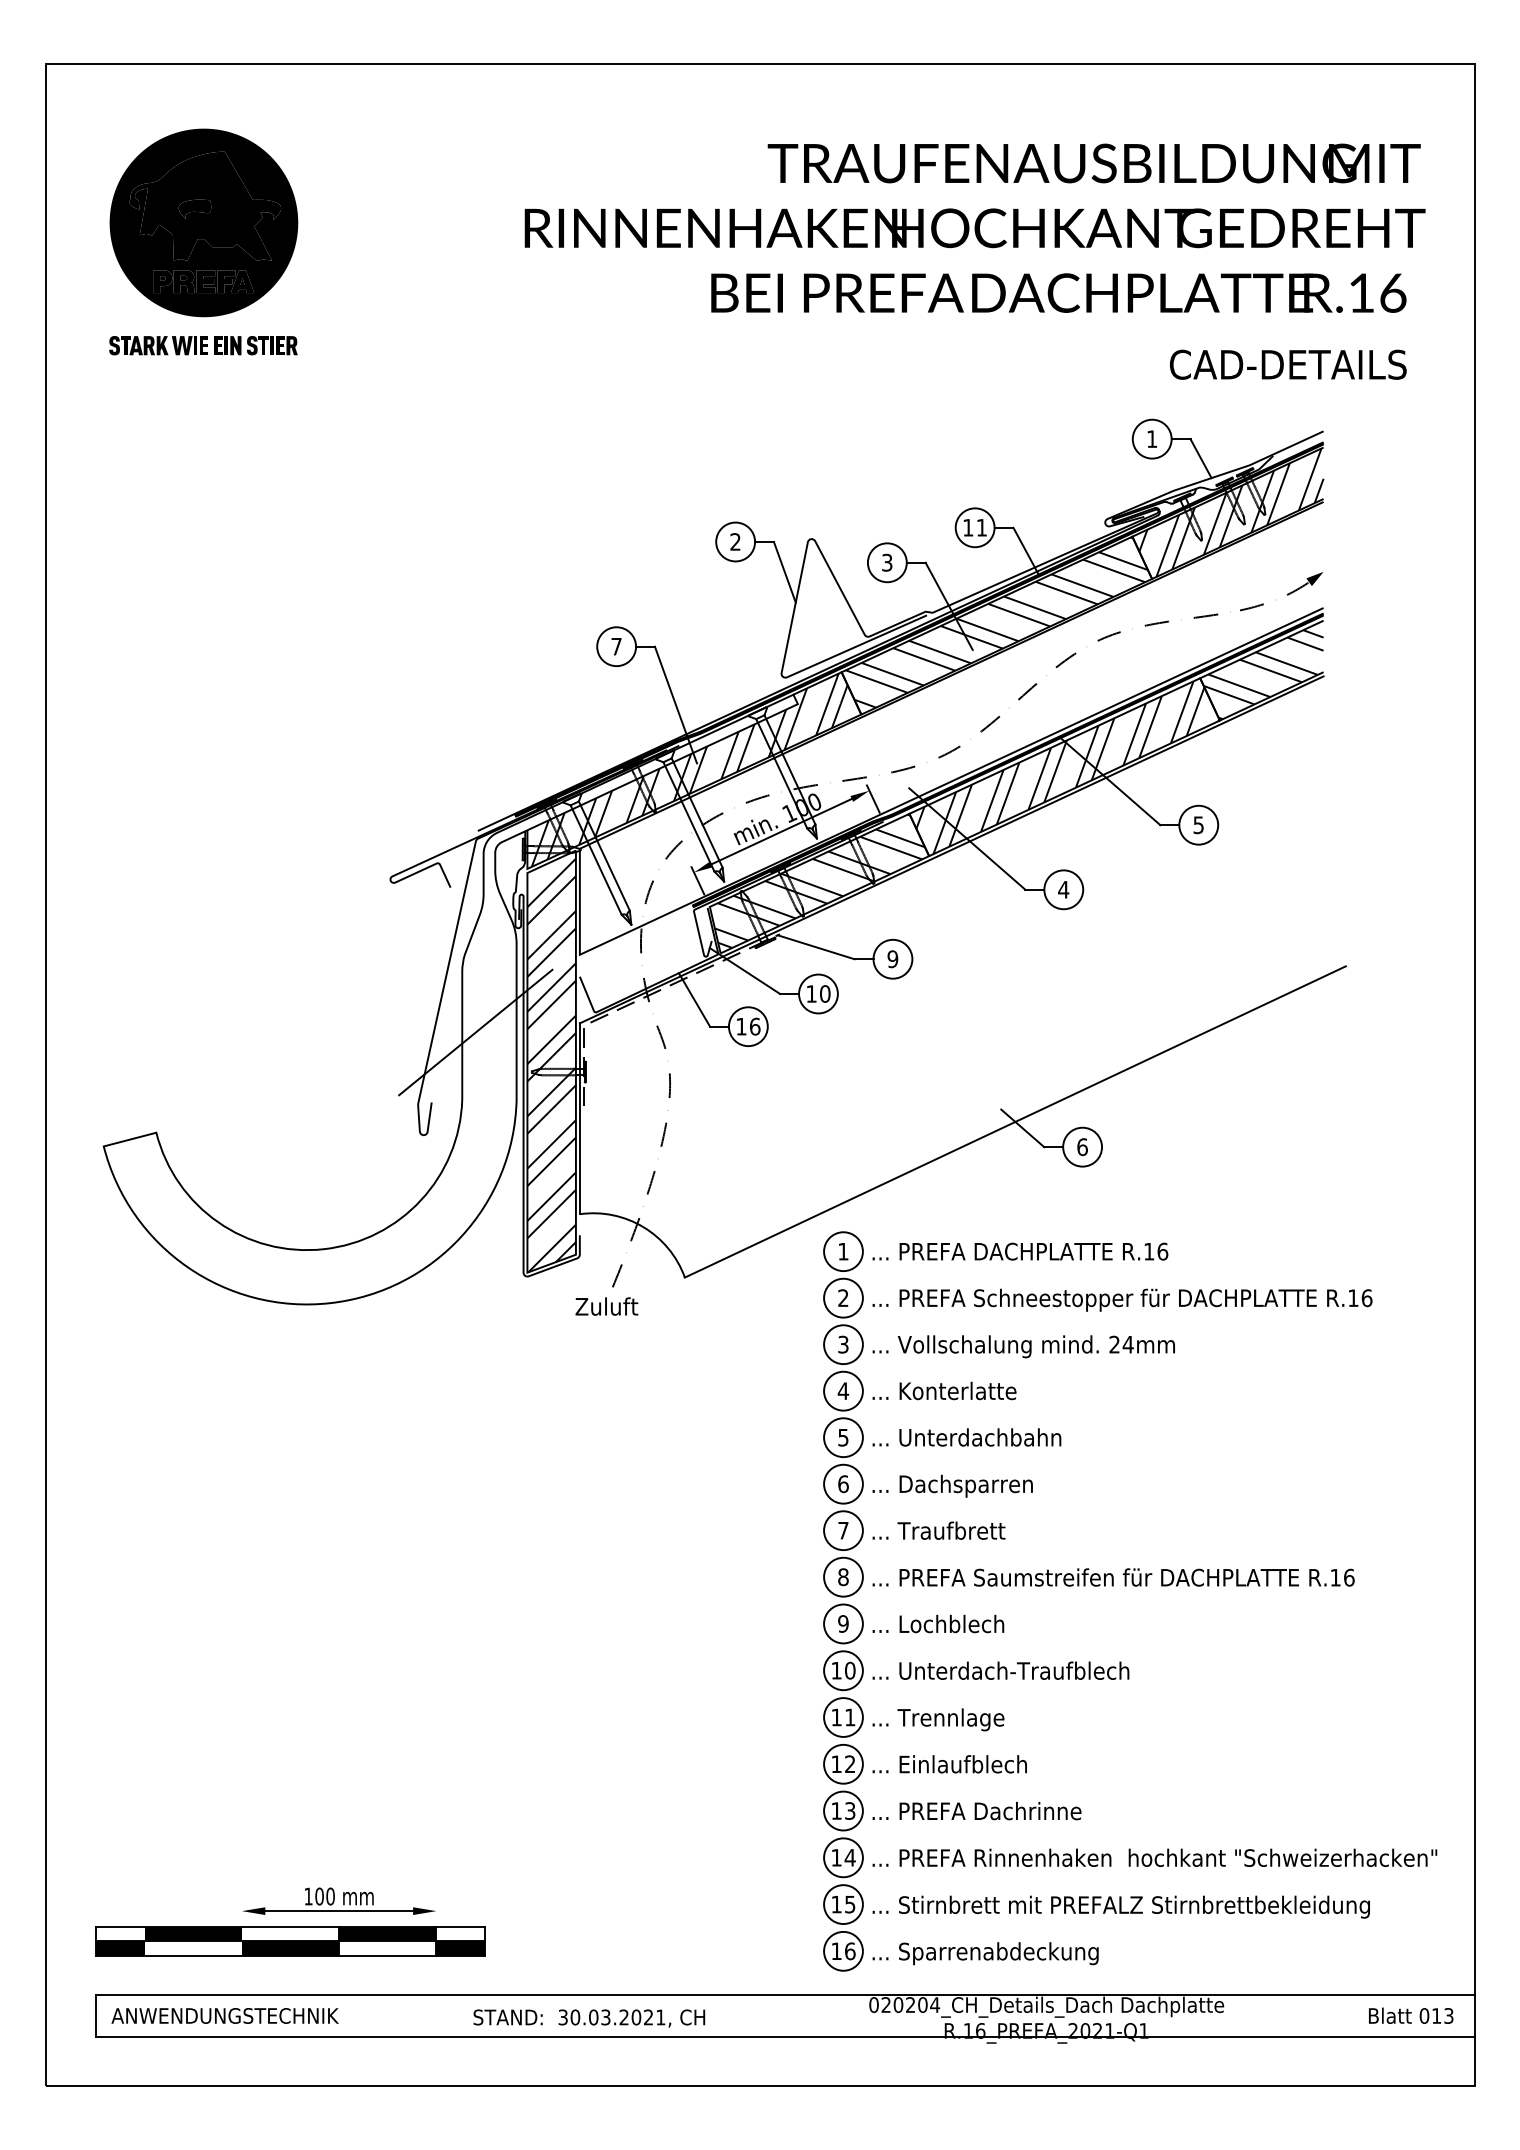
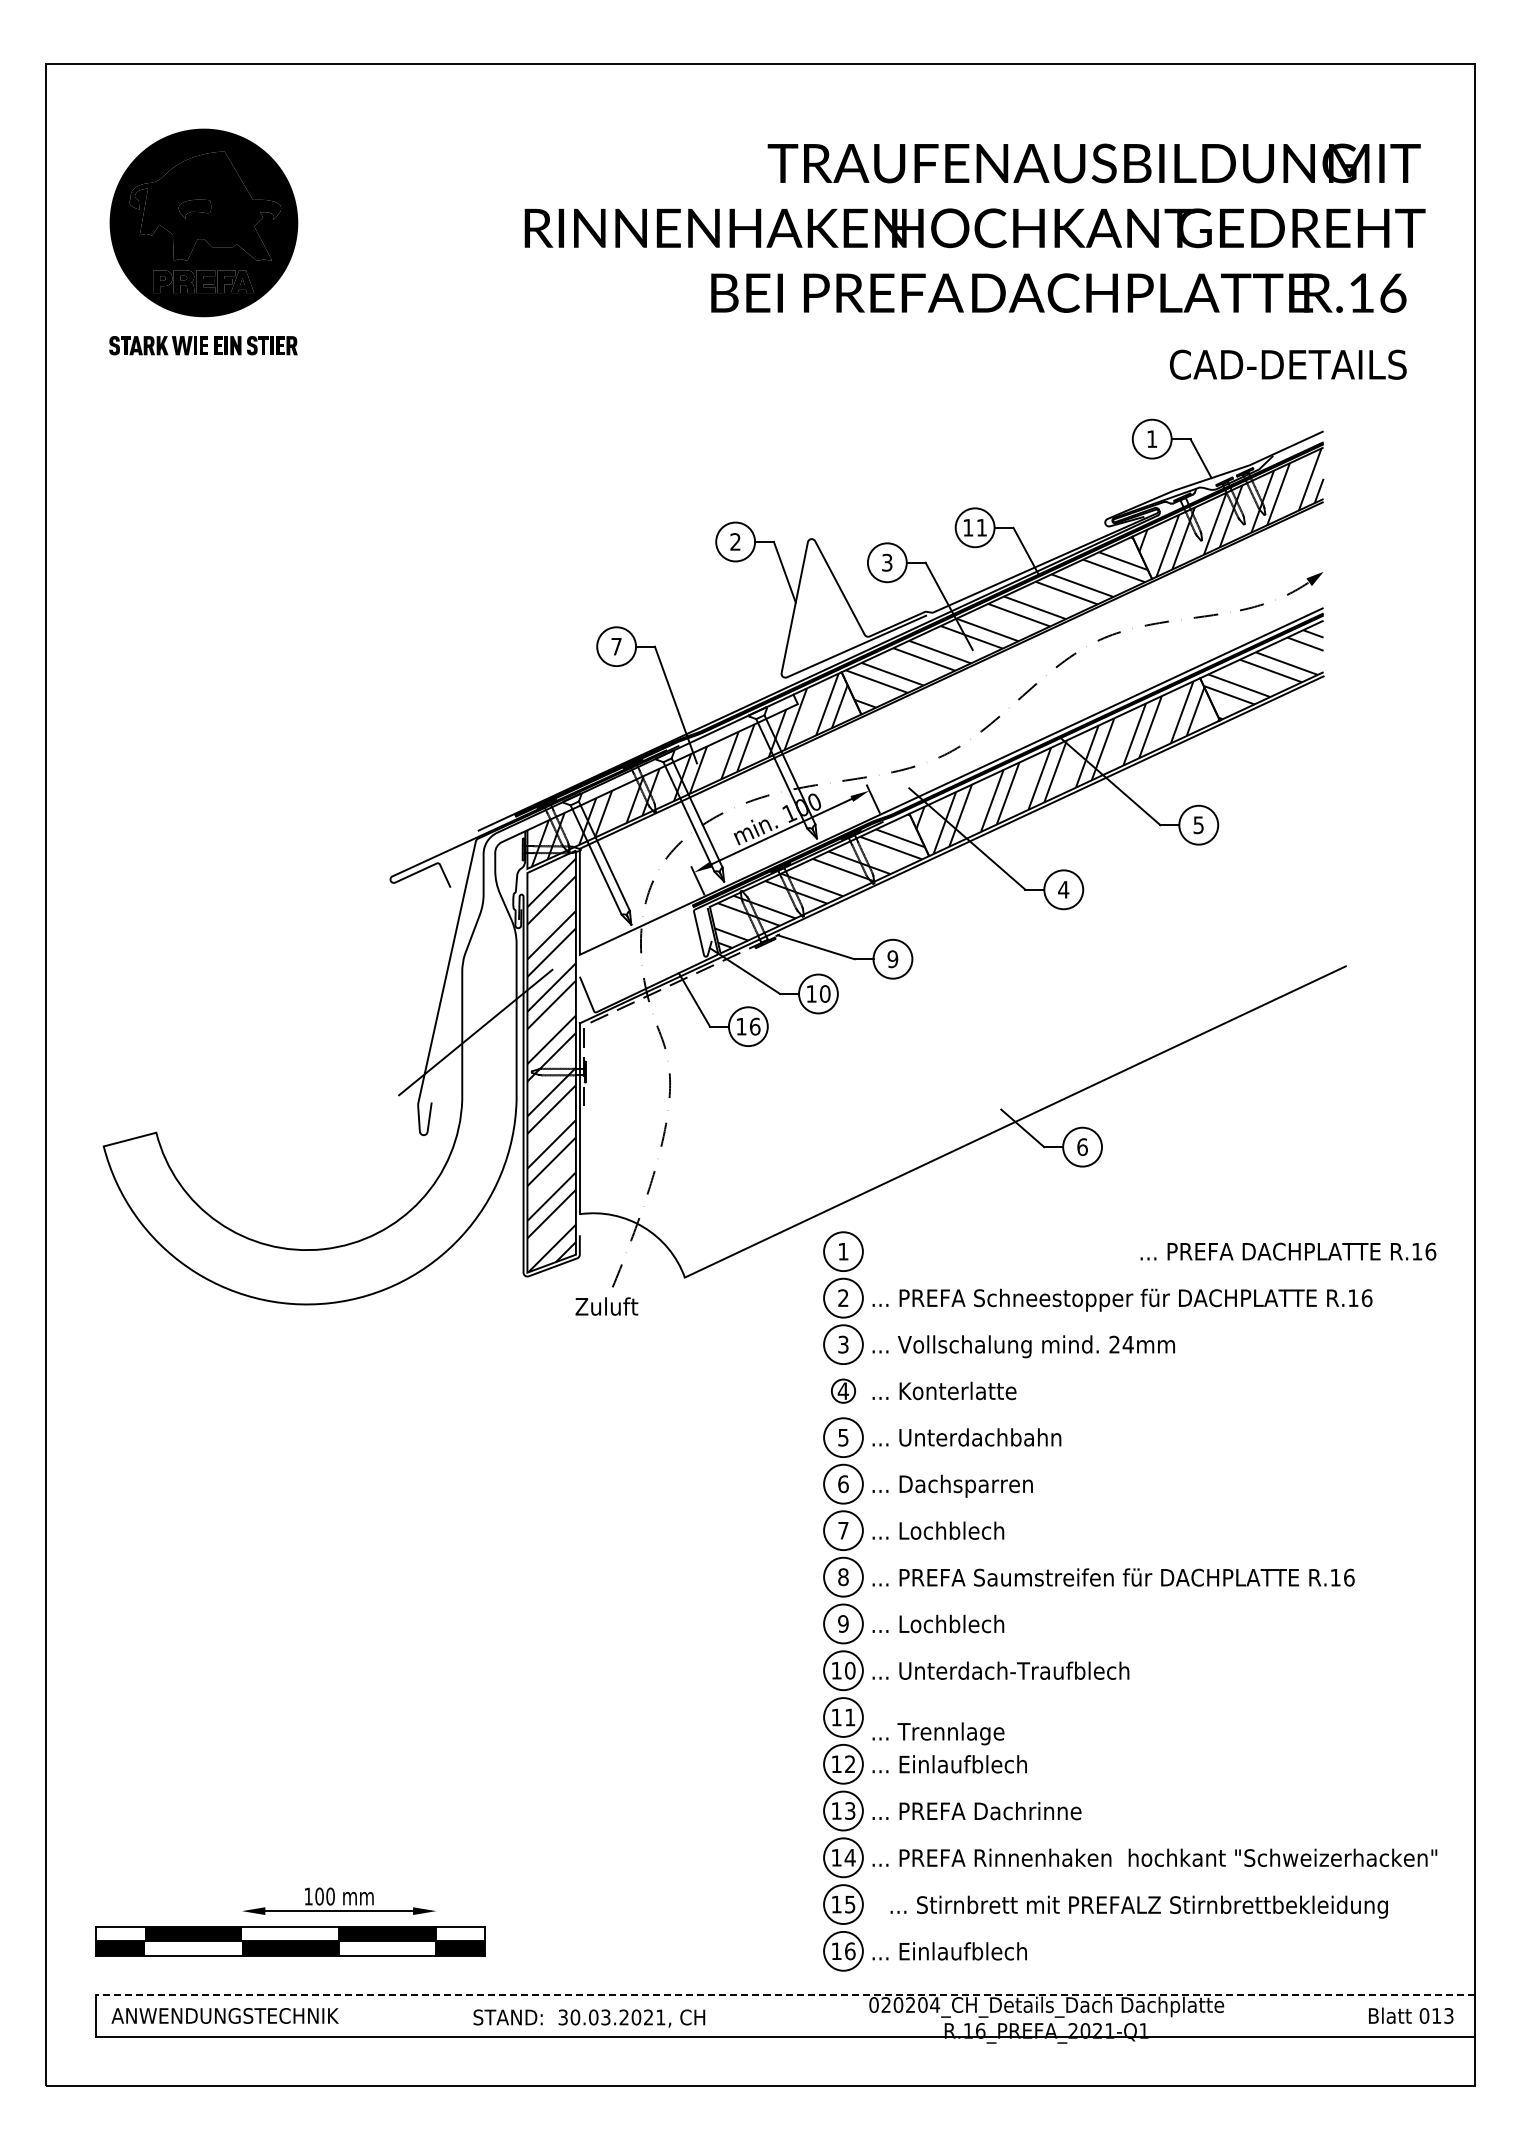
text position: (1020, 1251) -> (1288, 1251) (1288, 1251)
circle diameter: 39 px -> 23 px (843, 1390)
text: ... Traufbrett -> ... Lochblech (951, 1530)
text position: (938, 1719) -> (938, 1733) (938, 1733)
text position: (1120, 1906) -> (1138, 1906) (1138, 1906)
text: ... Sparrenabdeckung -> ... Einlaufblech (998, 1953)
line: solid -> dashed (784, 1994)
